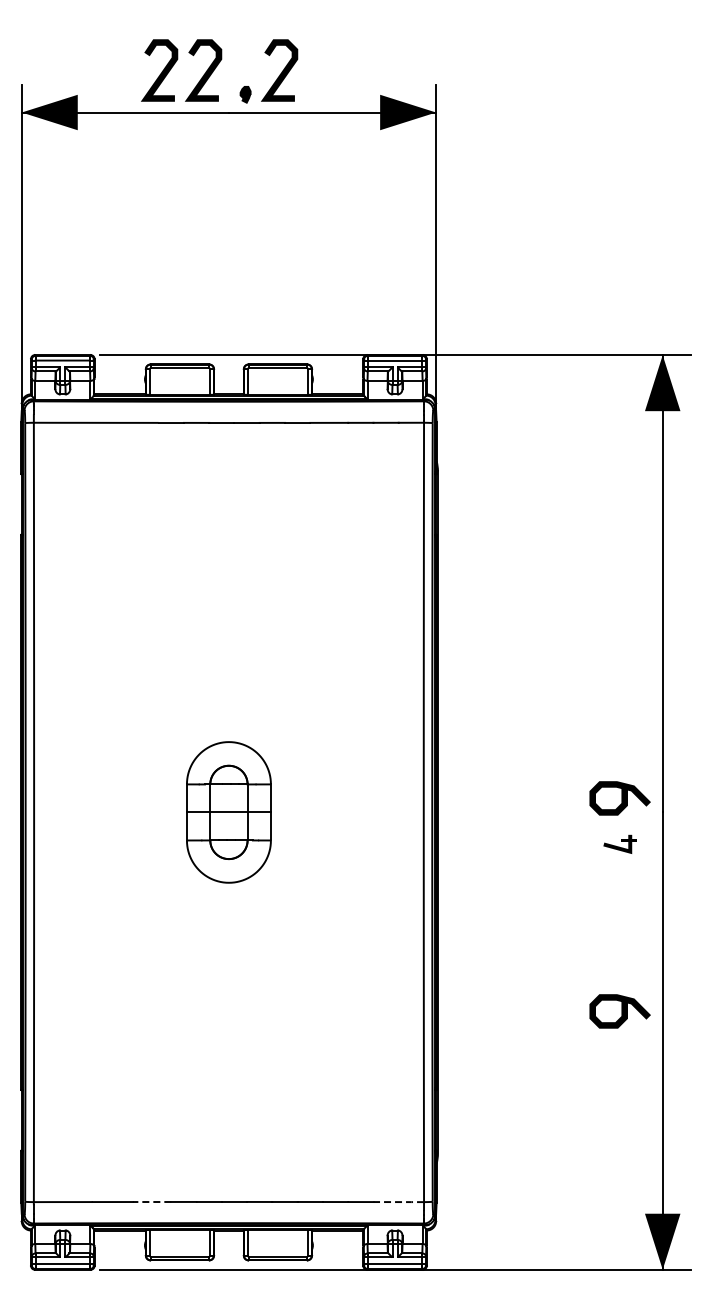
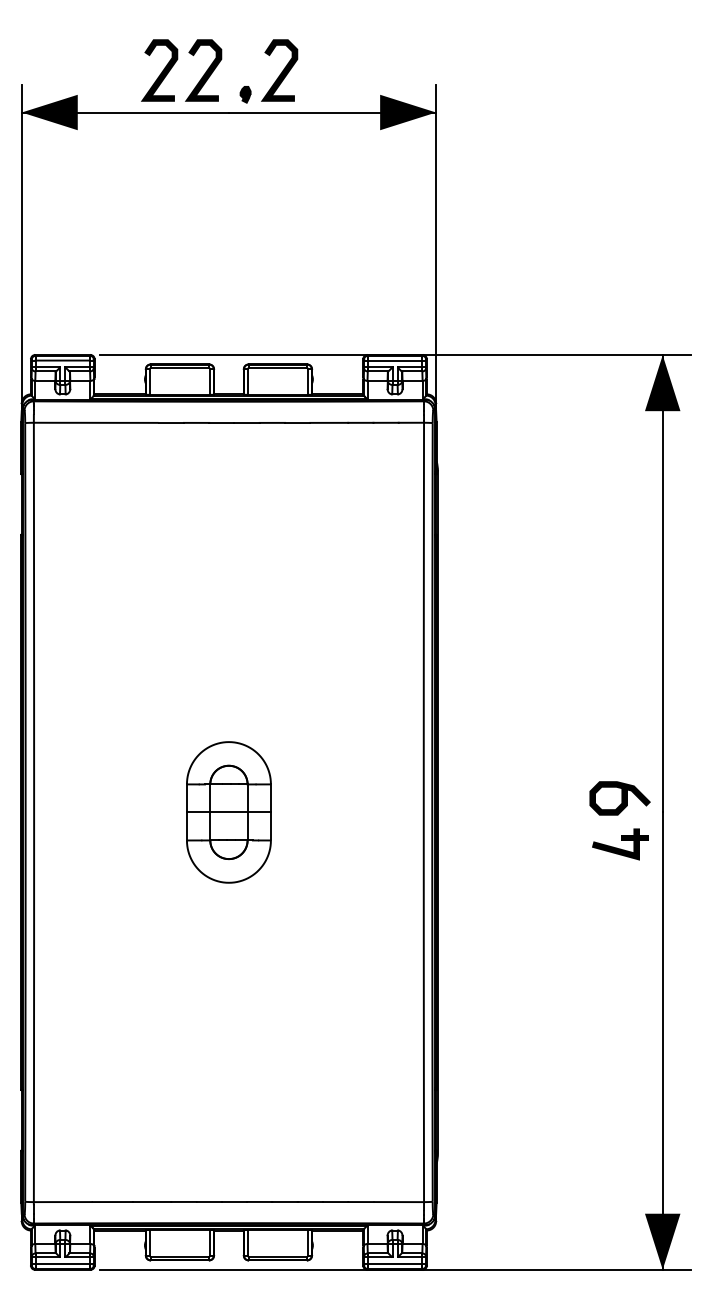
part size: 34x20 px -> 57x33 px (620, 844)
curve: present -> none (621, 1011)
line: dashed -> solid (151, 1202)
line: dashed -> solid (399, 1202)
